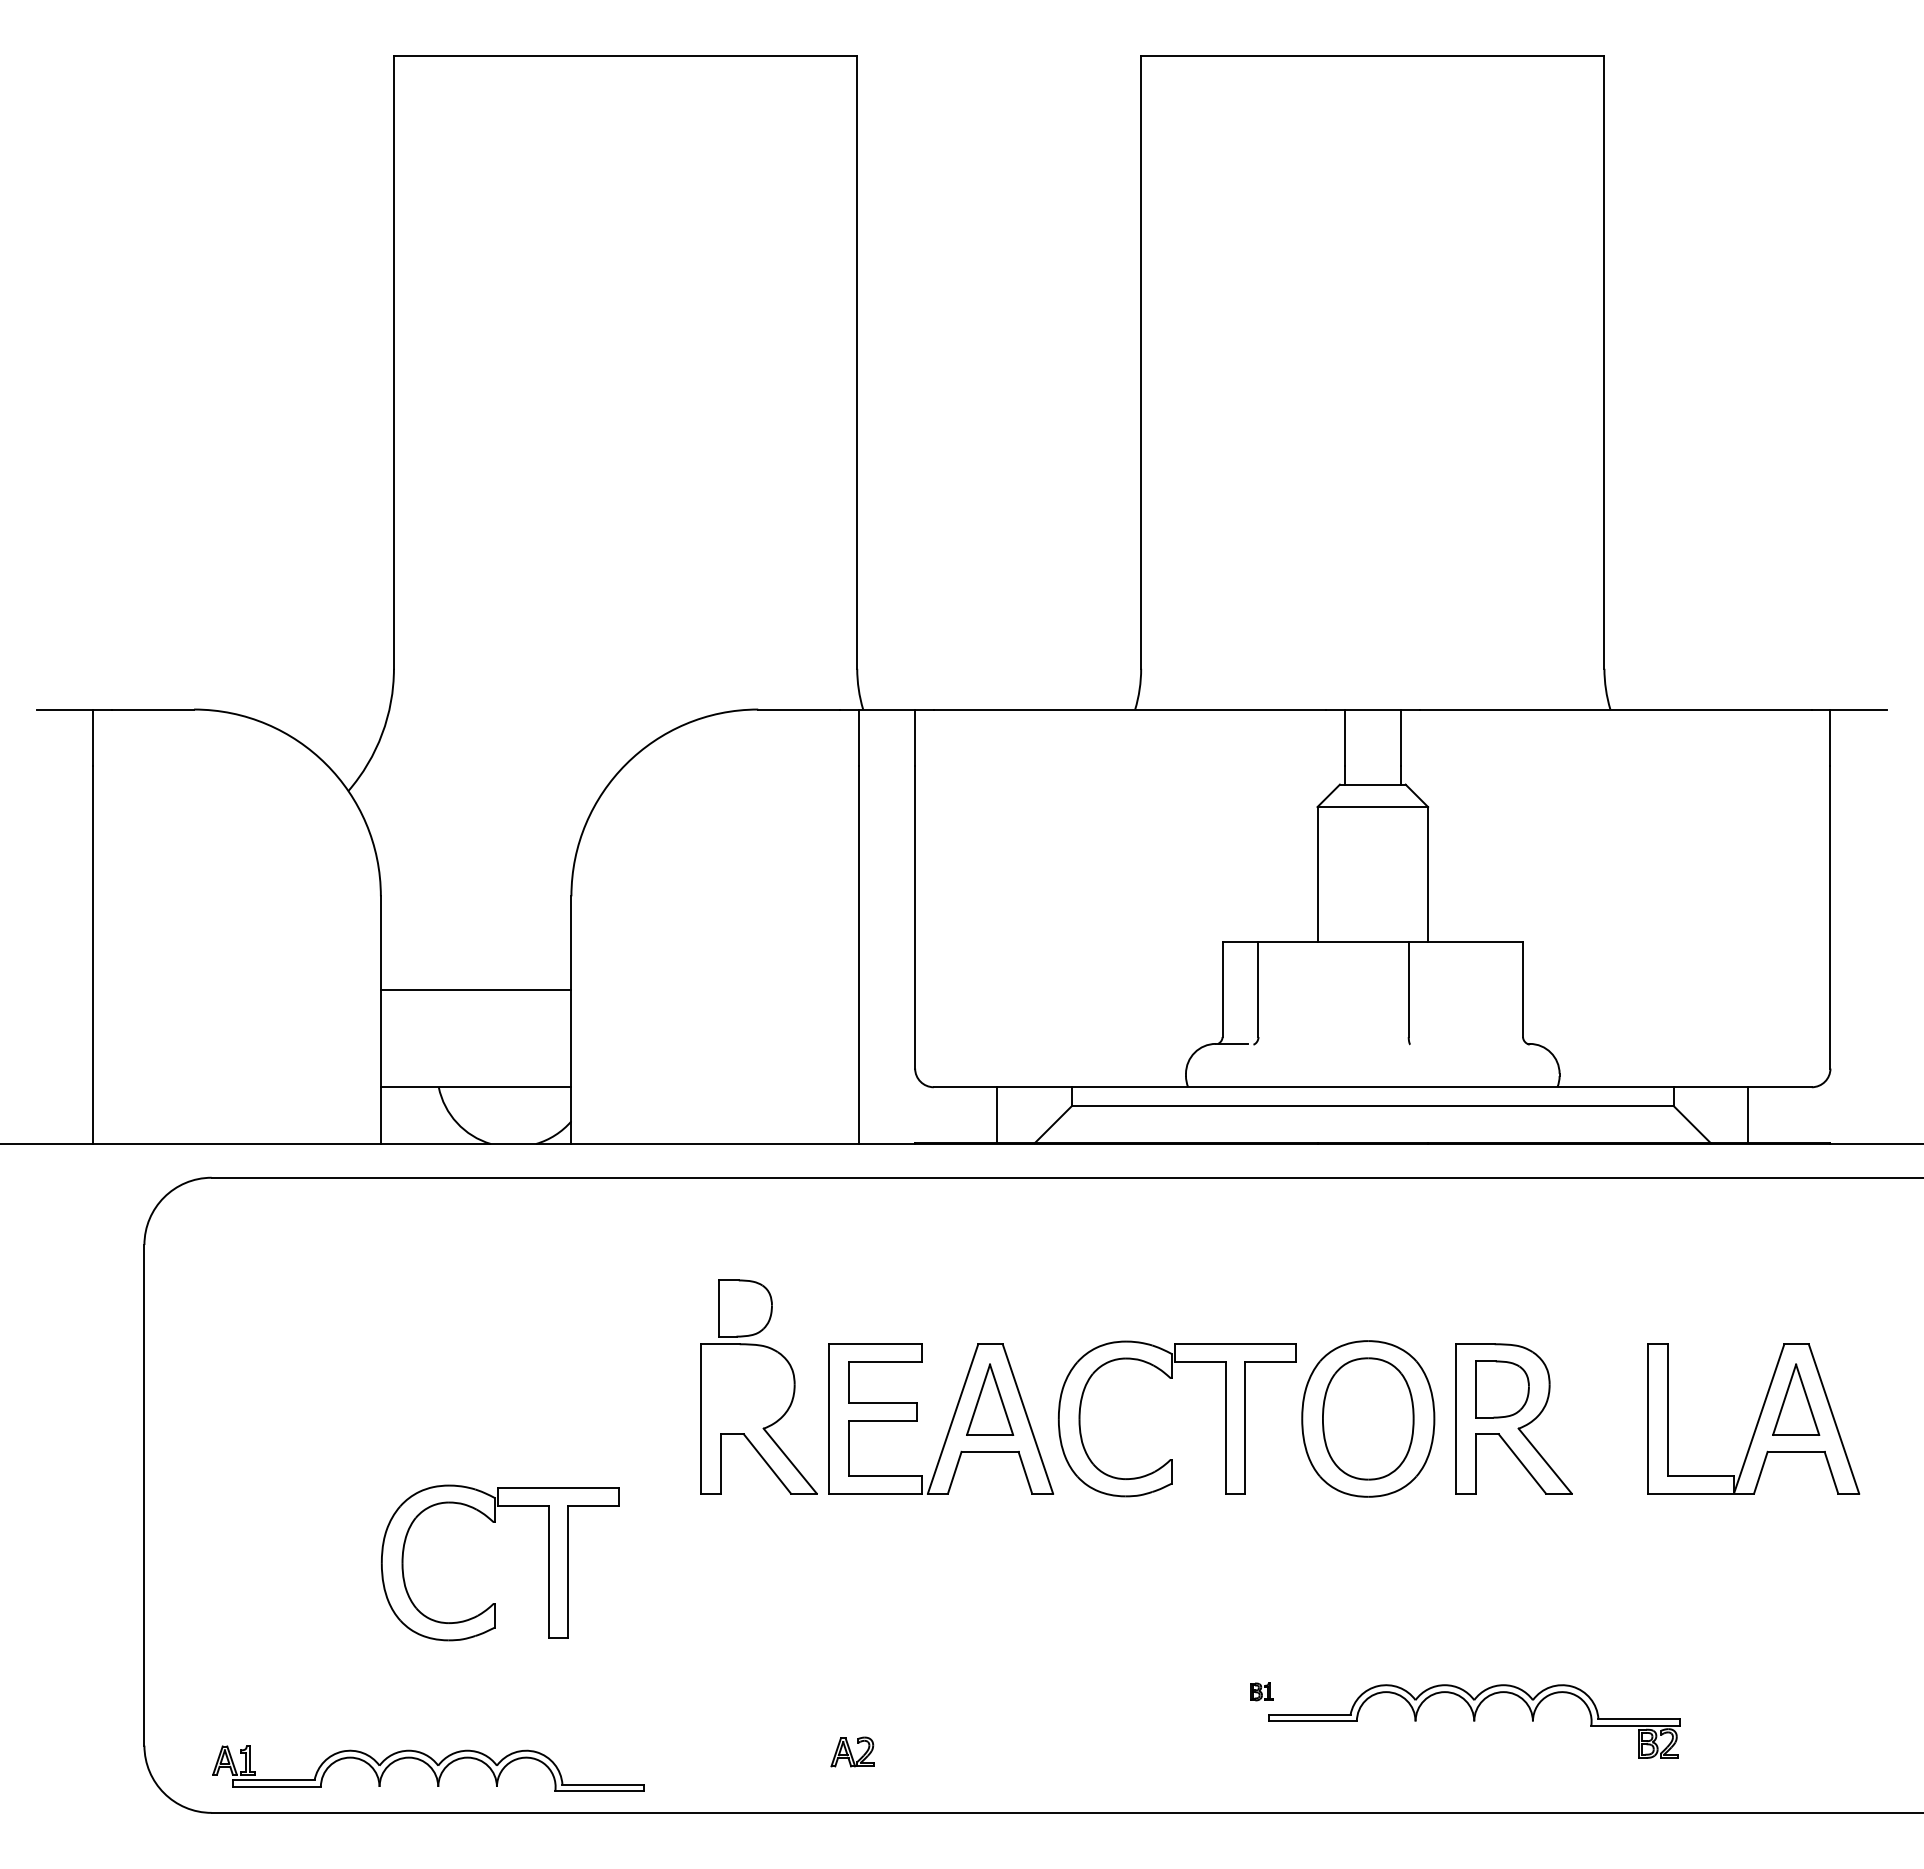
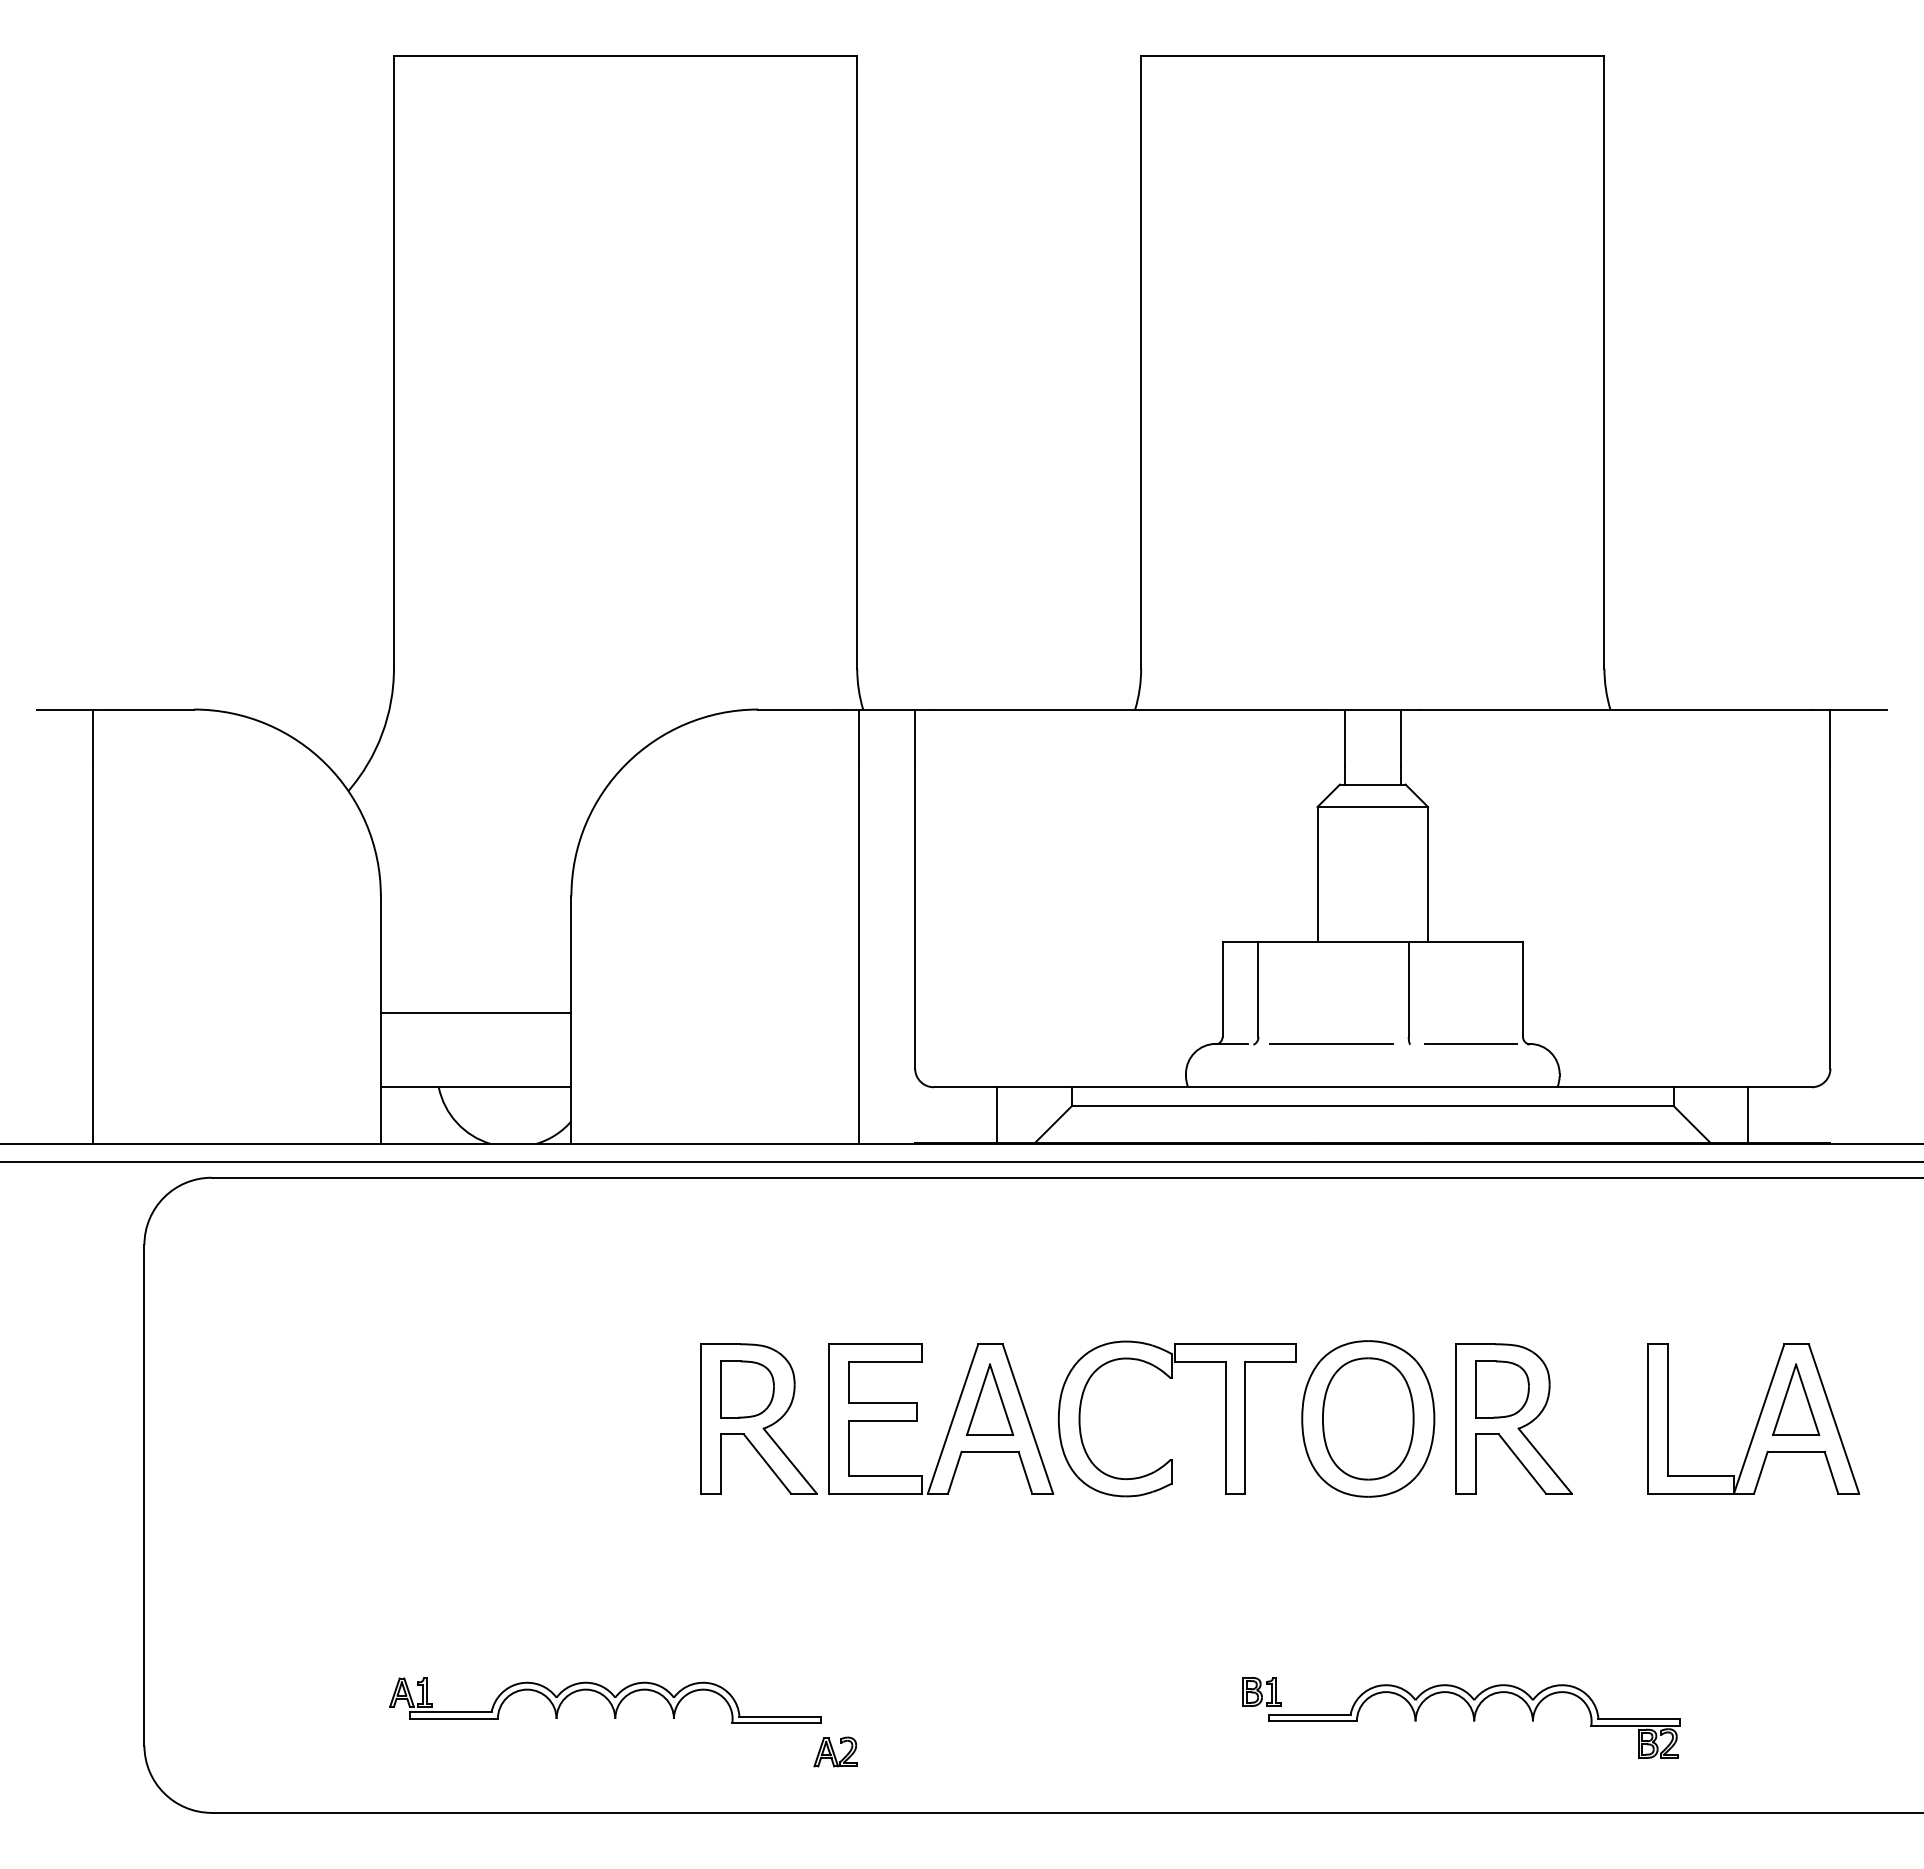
line position: (475, 989) -> (475, 1012) (475, 1012)
line: none -> present (1331, 1043)
line: none -> present (1470, 1043)
line: none -> present (961, 1161)
part position: (745, 1308) -> (747, 1389) (747, 1389)
part: present -> none (495, 1522)
part size: 24x20 px -> 40x30 px (1261, 1691)
part position: (852, 1751) -> (835, 1751) (835, 1751)
part position: (428, 1768) -> (605, 1700) (605, 1700)
